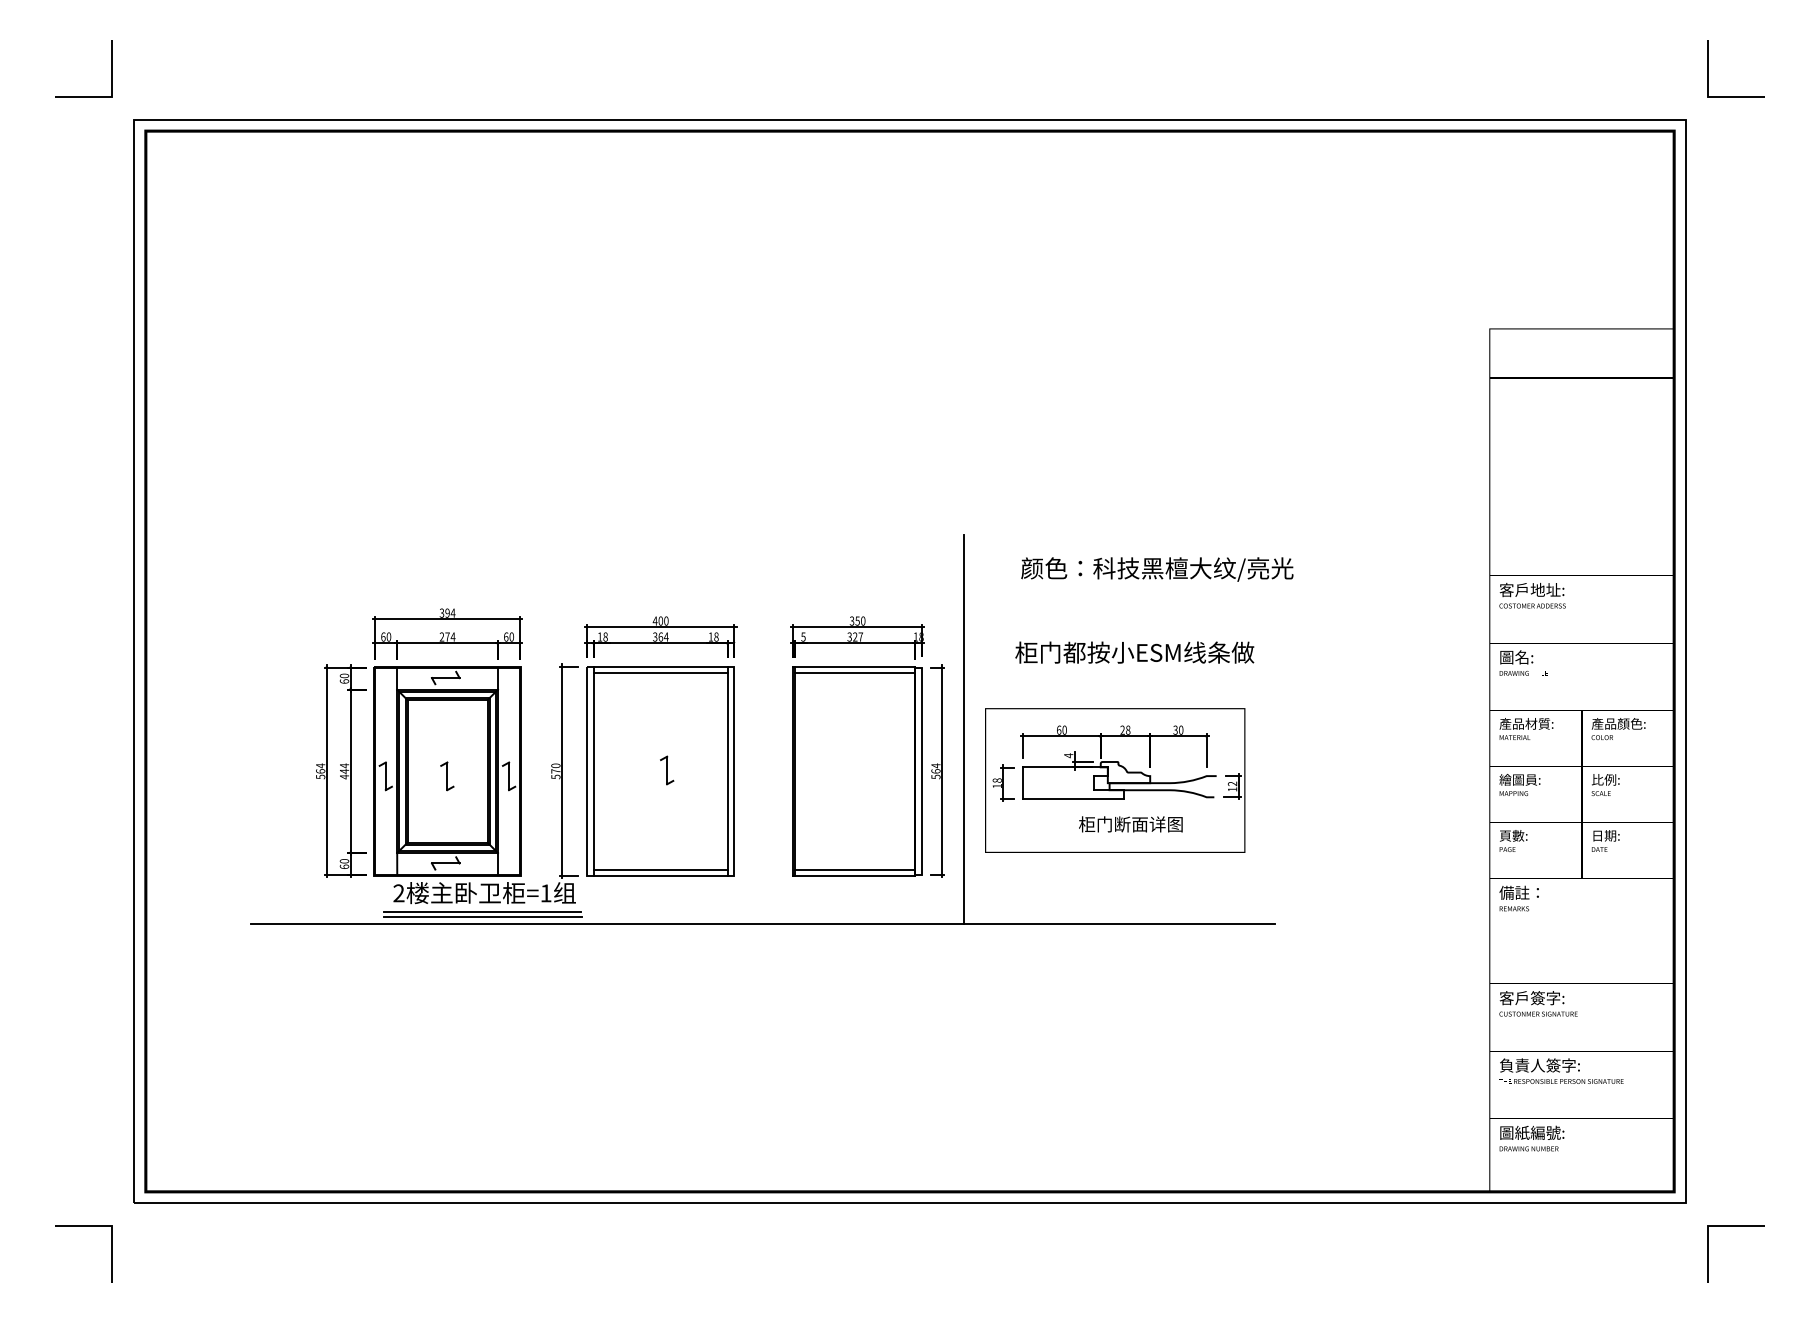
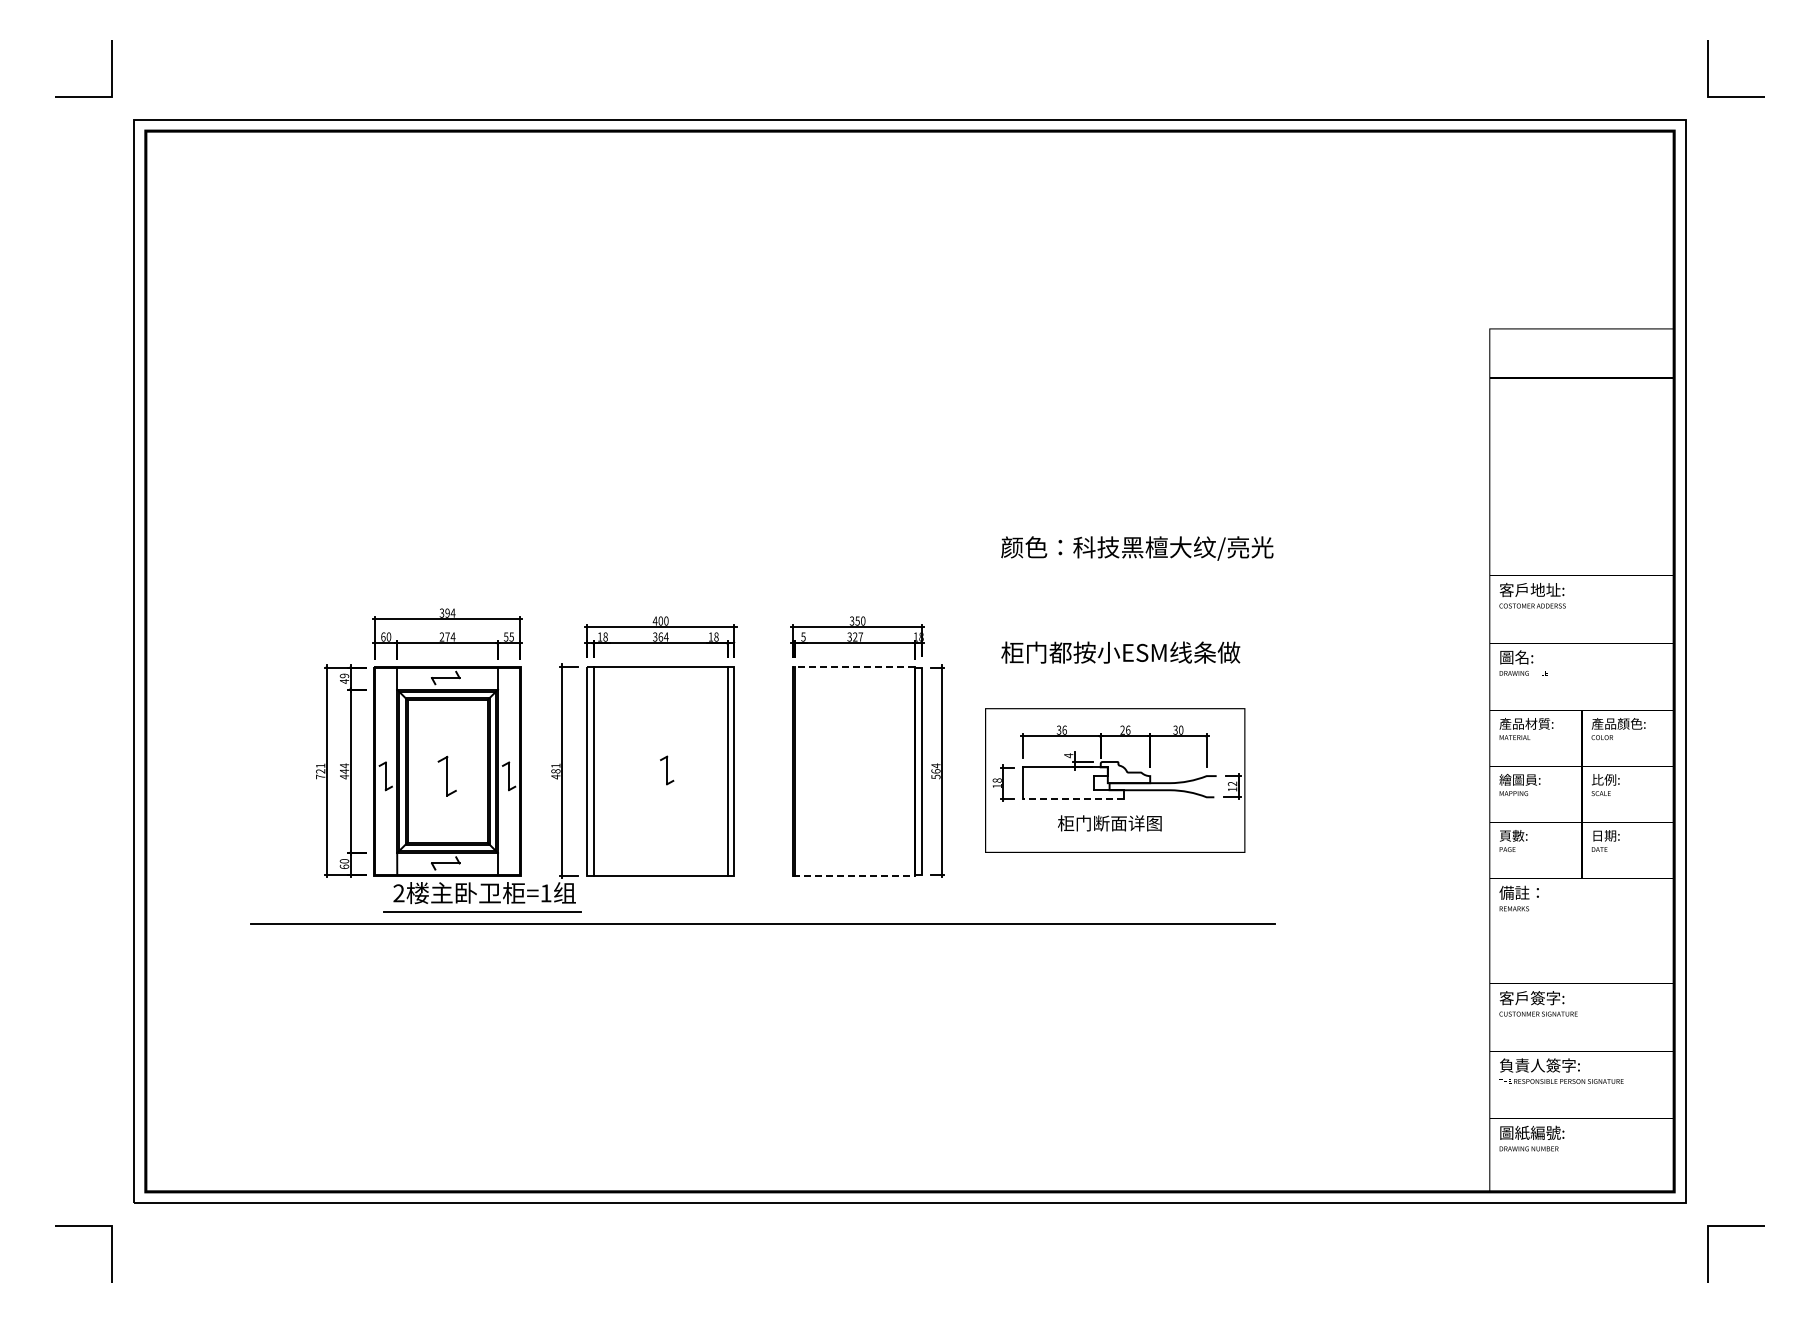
text position: (1157, 569) -> (1137, 548) (1137, 548)
text: 60 -> 55 (508, 636)
text position: (1134, 652) -> (1120, 652) (1120, 652)
line: solid -> dashed (853, 666)
line: present -> none (660, 673)
line: present -> none (855, 673)
text: 60 -> 49 (344, 678)
line: present -> none (964, 729)
text: 60 -> 36 (1061, 729)
text: 28 -> 26 (1128, 729)
text: 564 -> 721 (320, 771)
text: 570 -> 481 (555, 771)
part size: 15x31 px -> 20x42 px (446, 775)
line: solid -> dashed (1072, 799)
text position: (1130, 824) -> (1109, 823) (1109, 823)
line: present -> none (660, 869)
line: present -> none (855, 869)
line: solid -> dashed (854, 876)
line: present -> none (482, 916)
